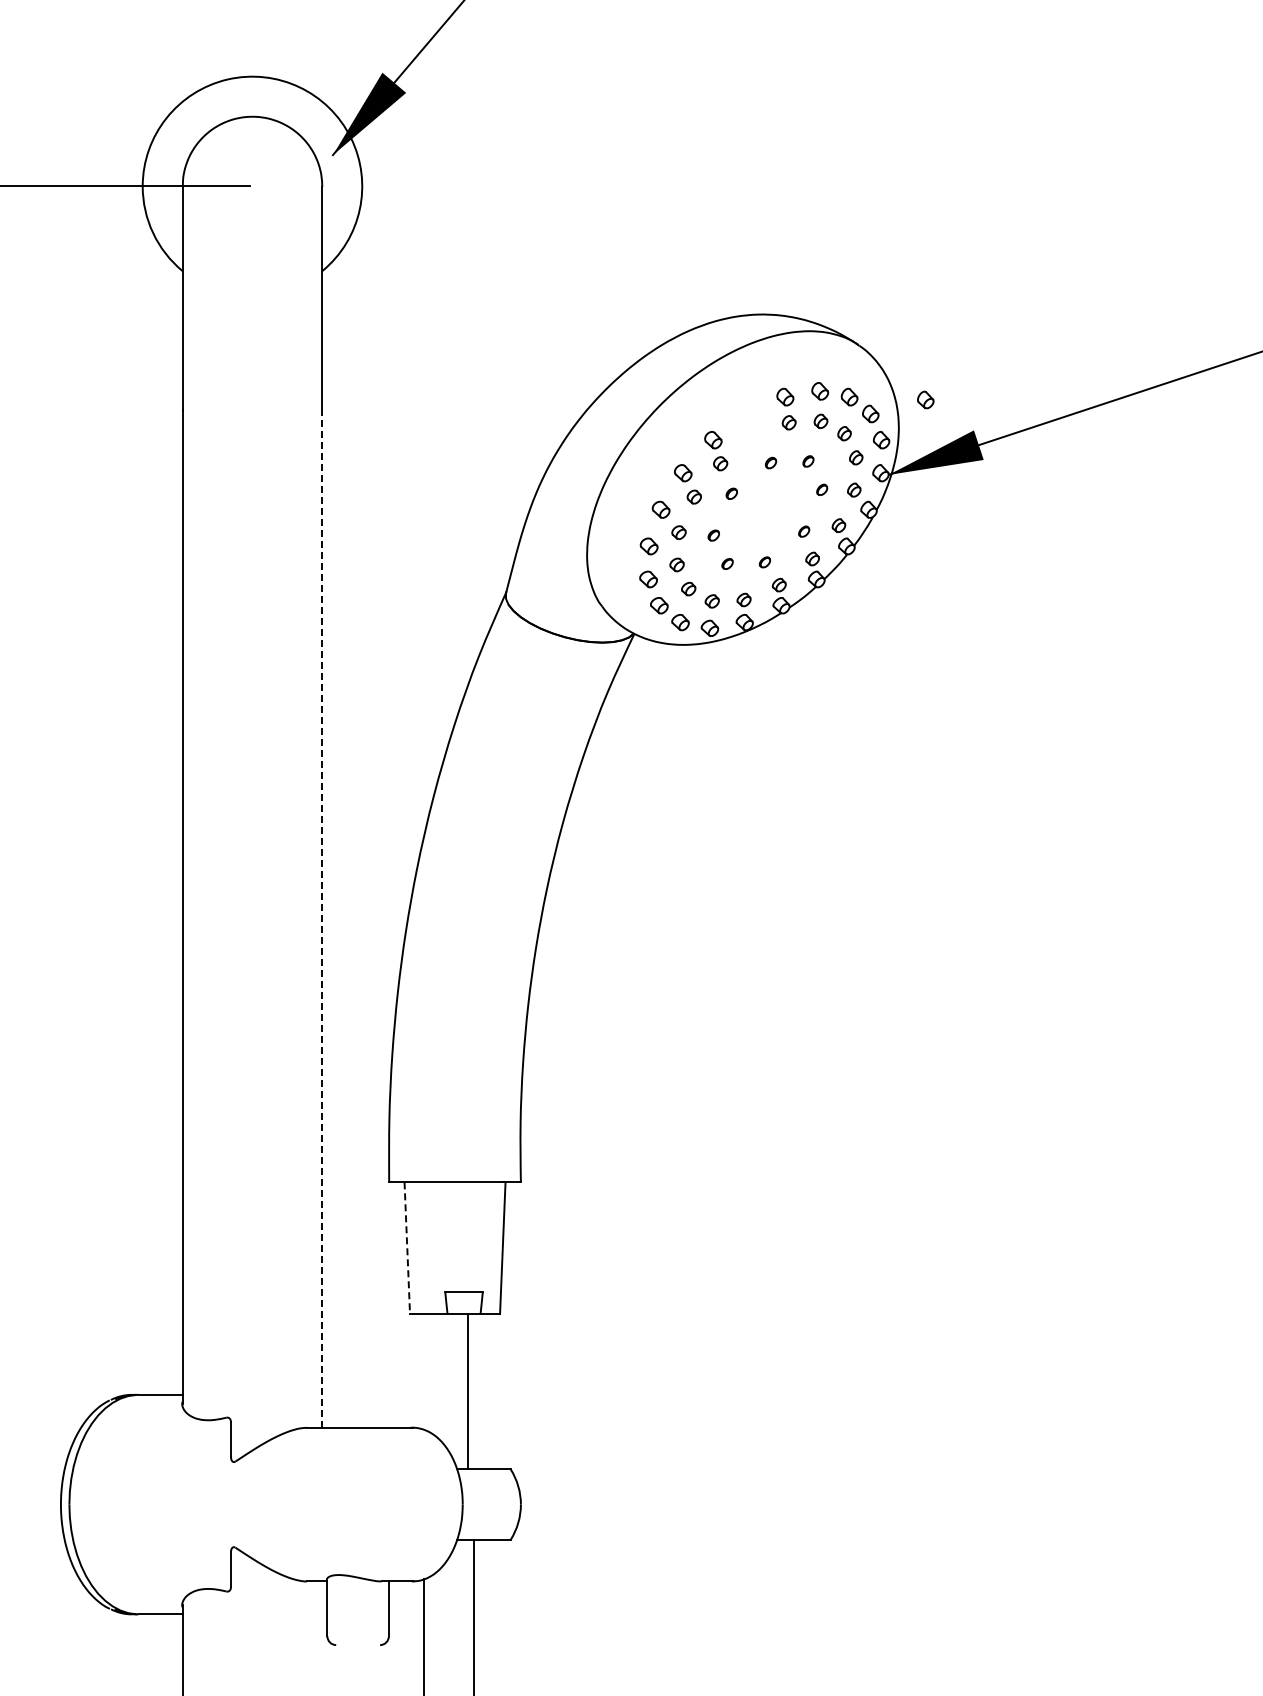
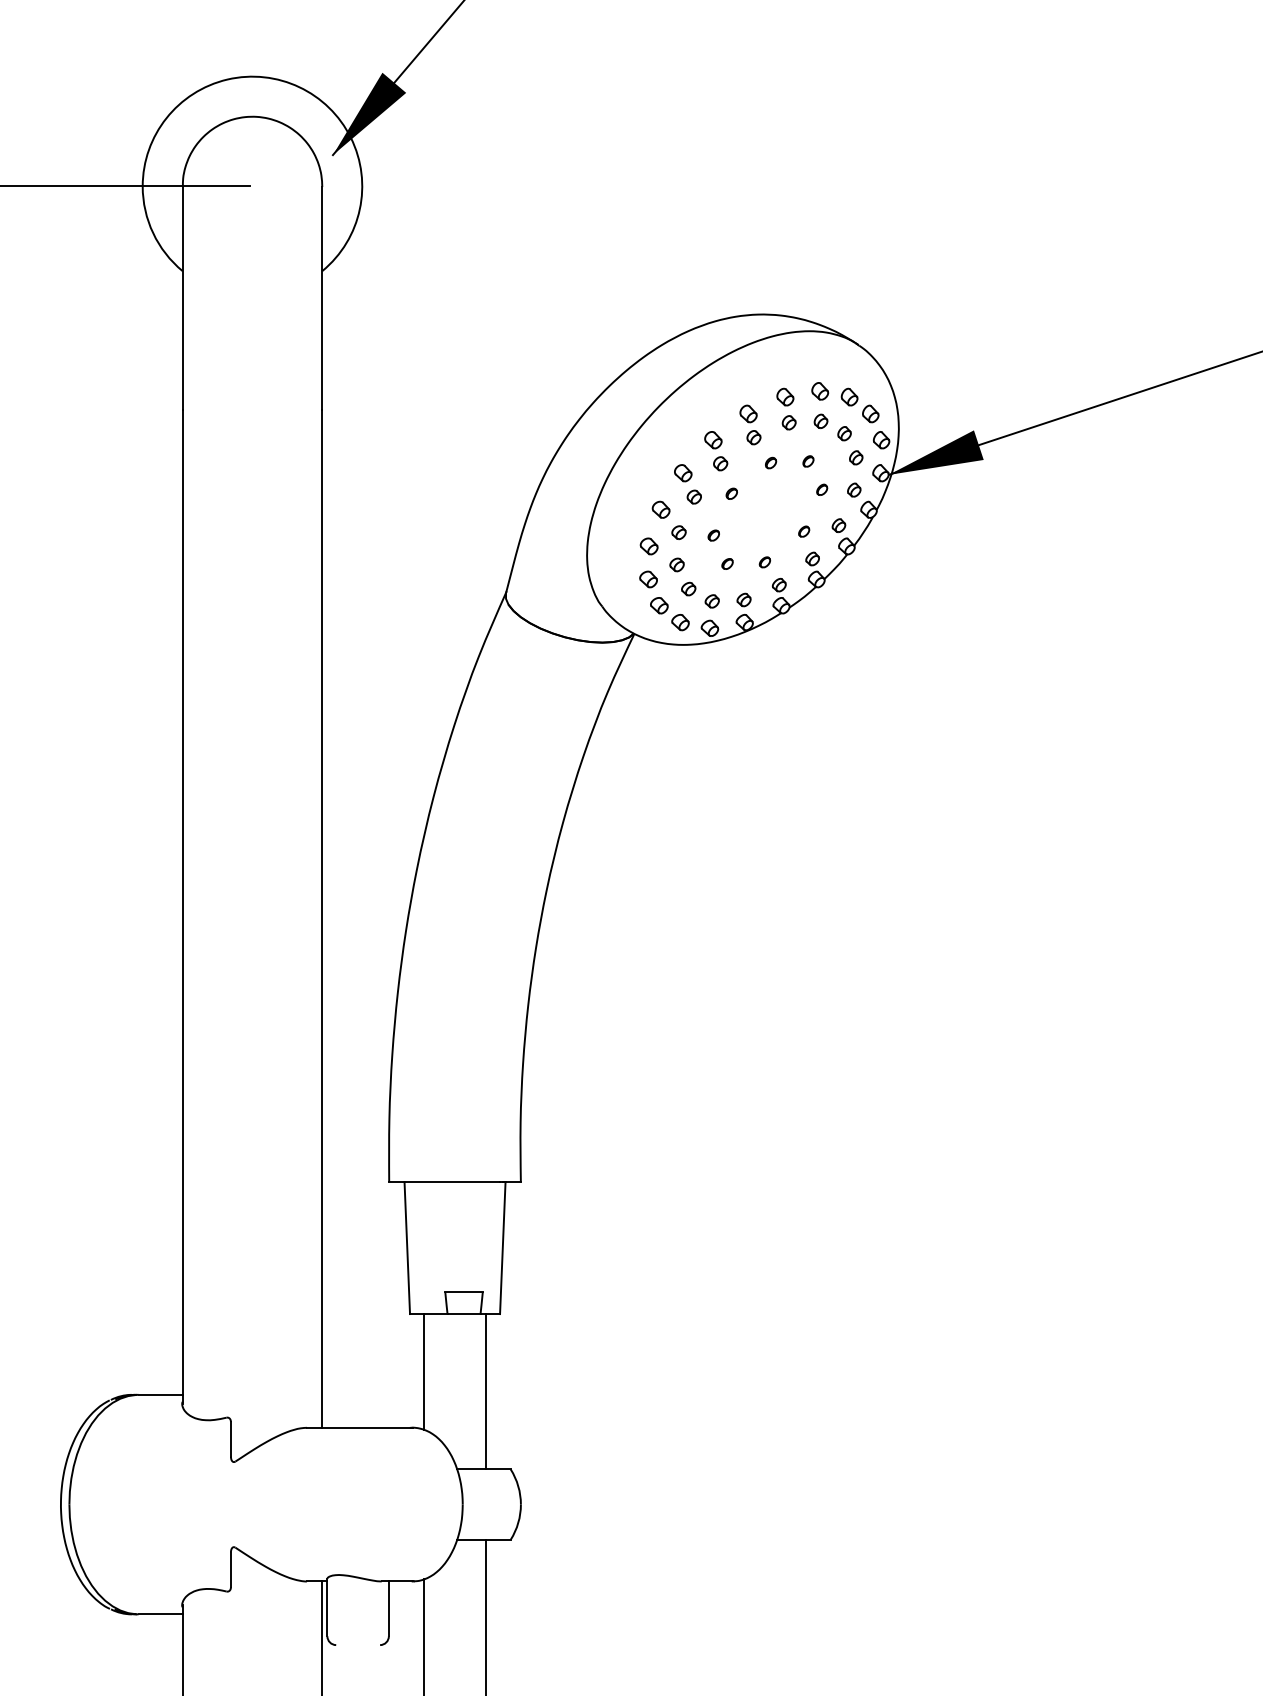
part: present -> none (925, 399)
part: none -> present (750, 424)
line: dashed -> solid (322, 918)
line: dashed -> solid (407, 1248)
line: none -> present (424, 1372)
line position: (467, 1391) -> (485, 1391) (485, 1391)
line position: (473, 1615) -> (485, 1615) (485, 1615)
line: none -> present (322, 1636)
